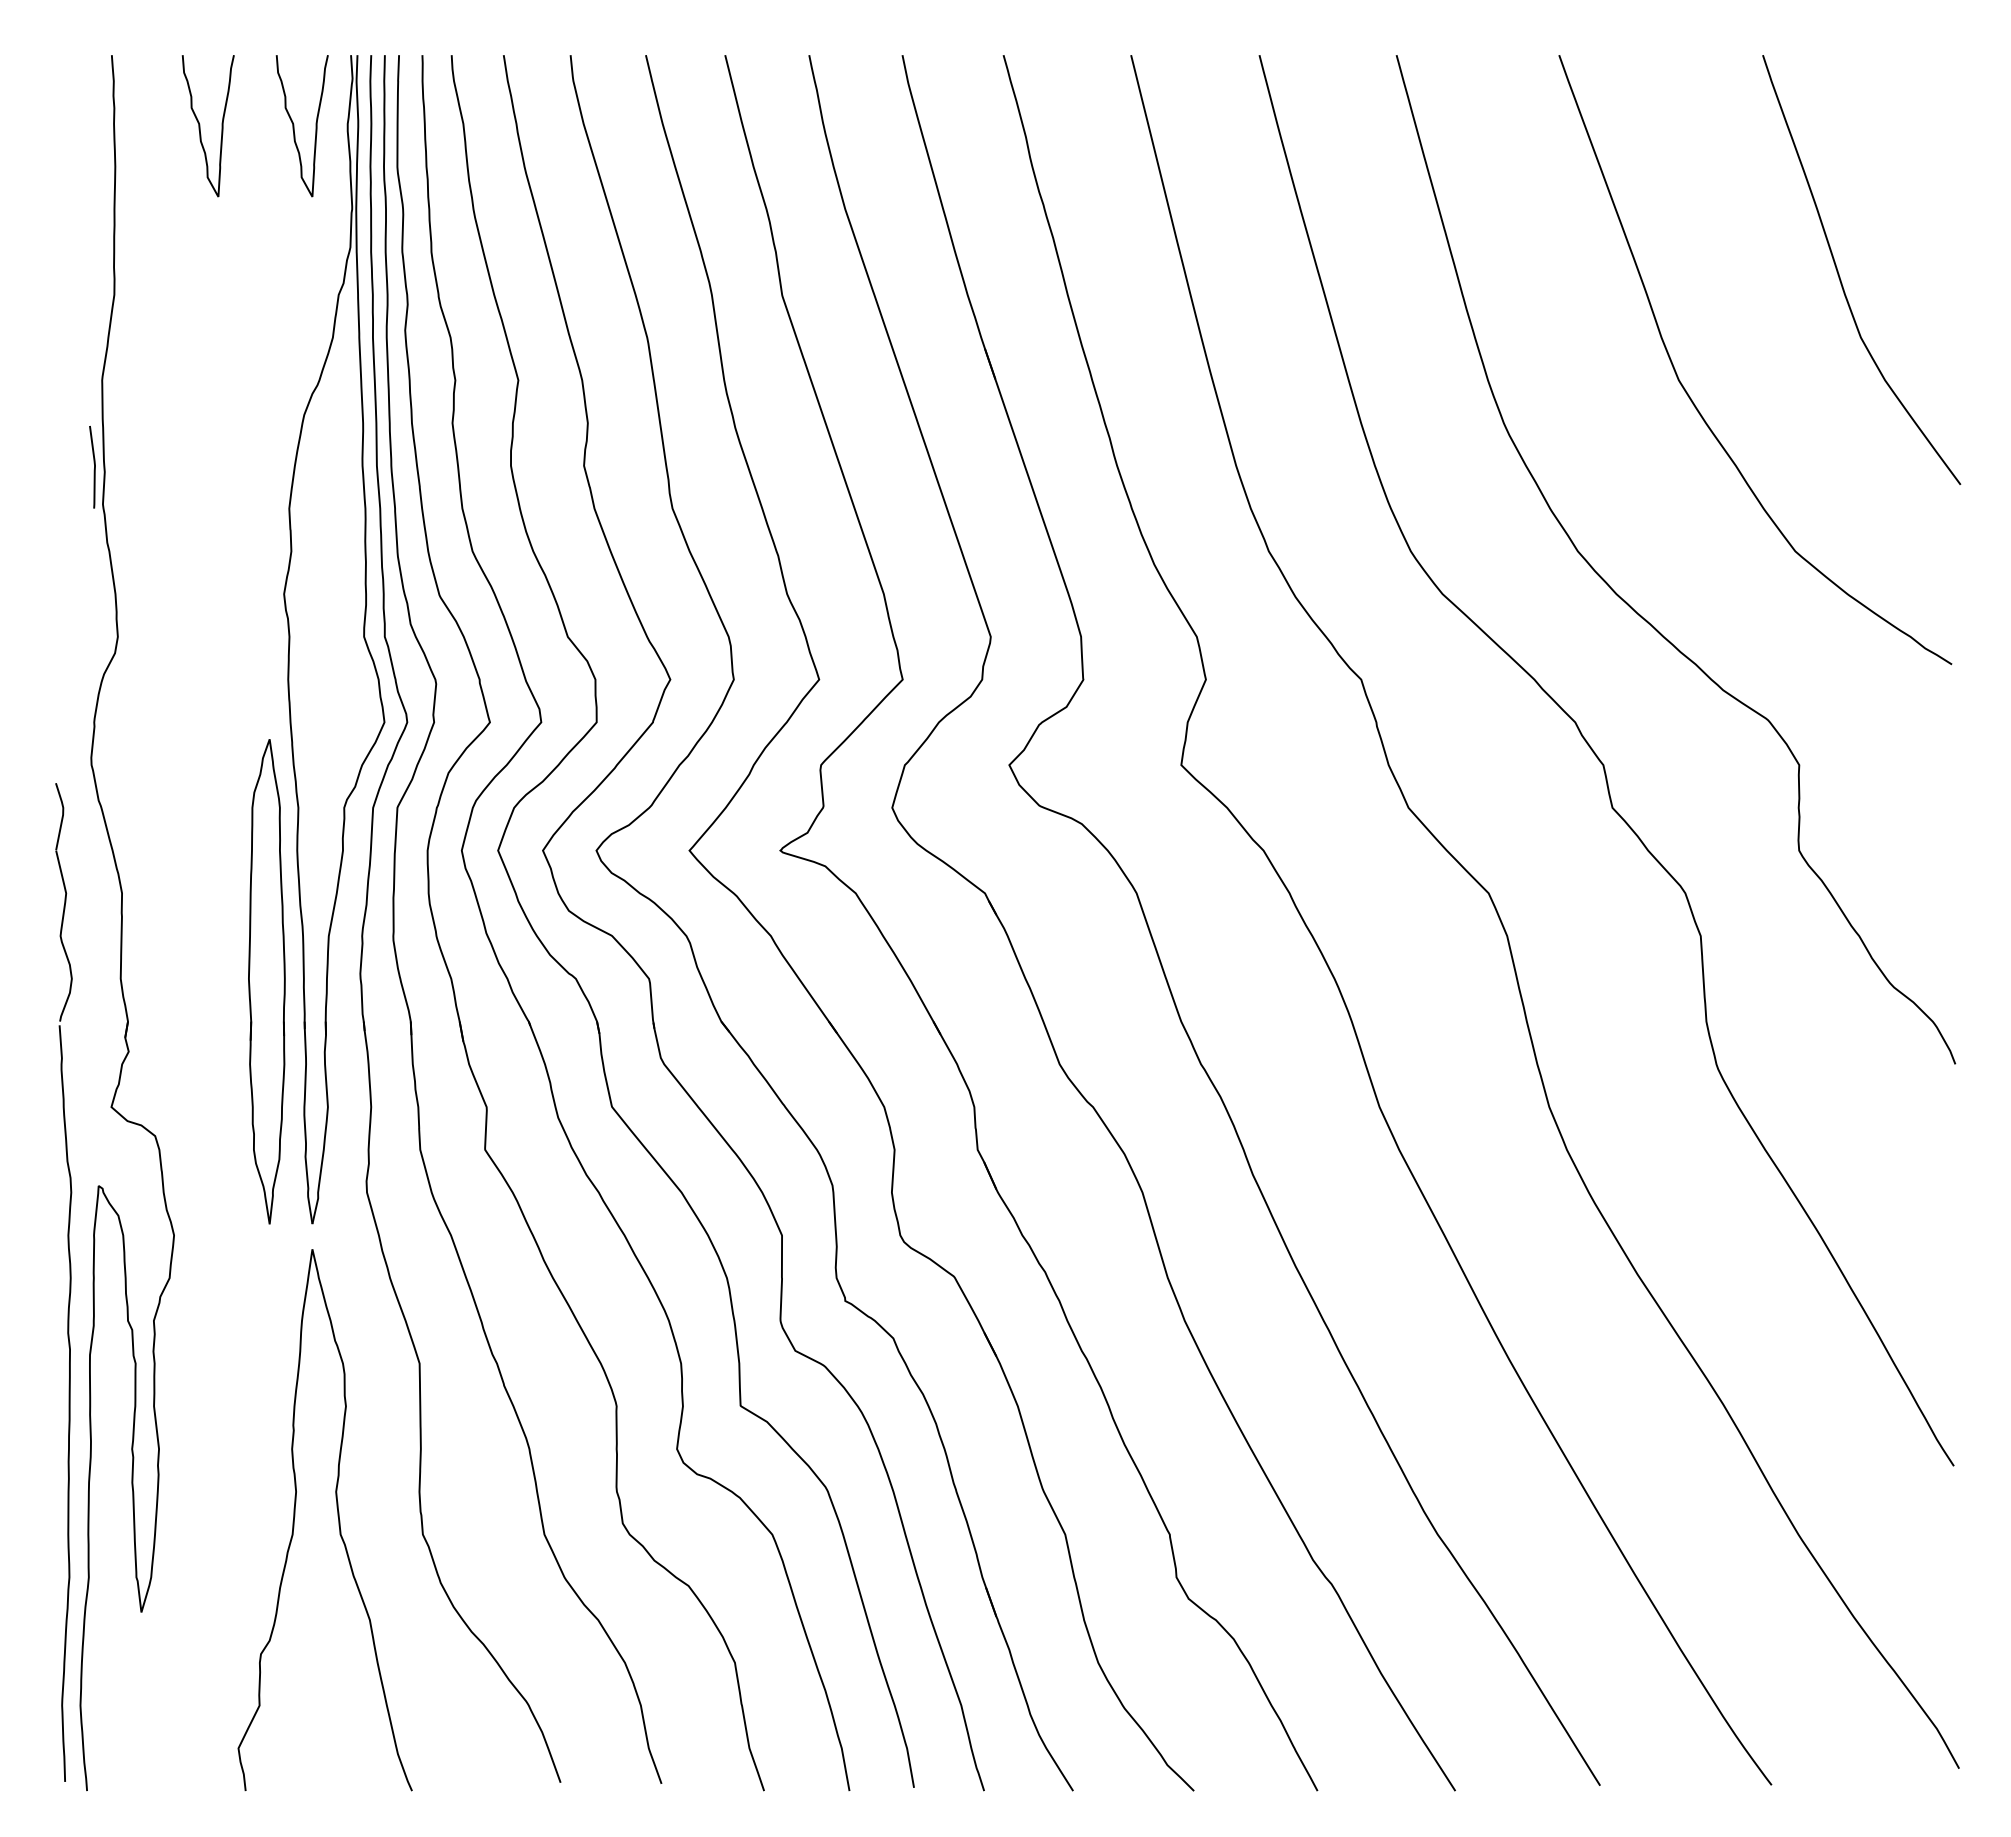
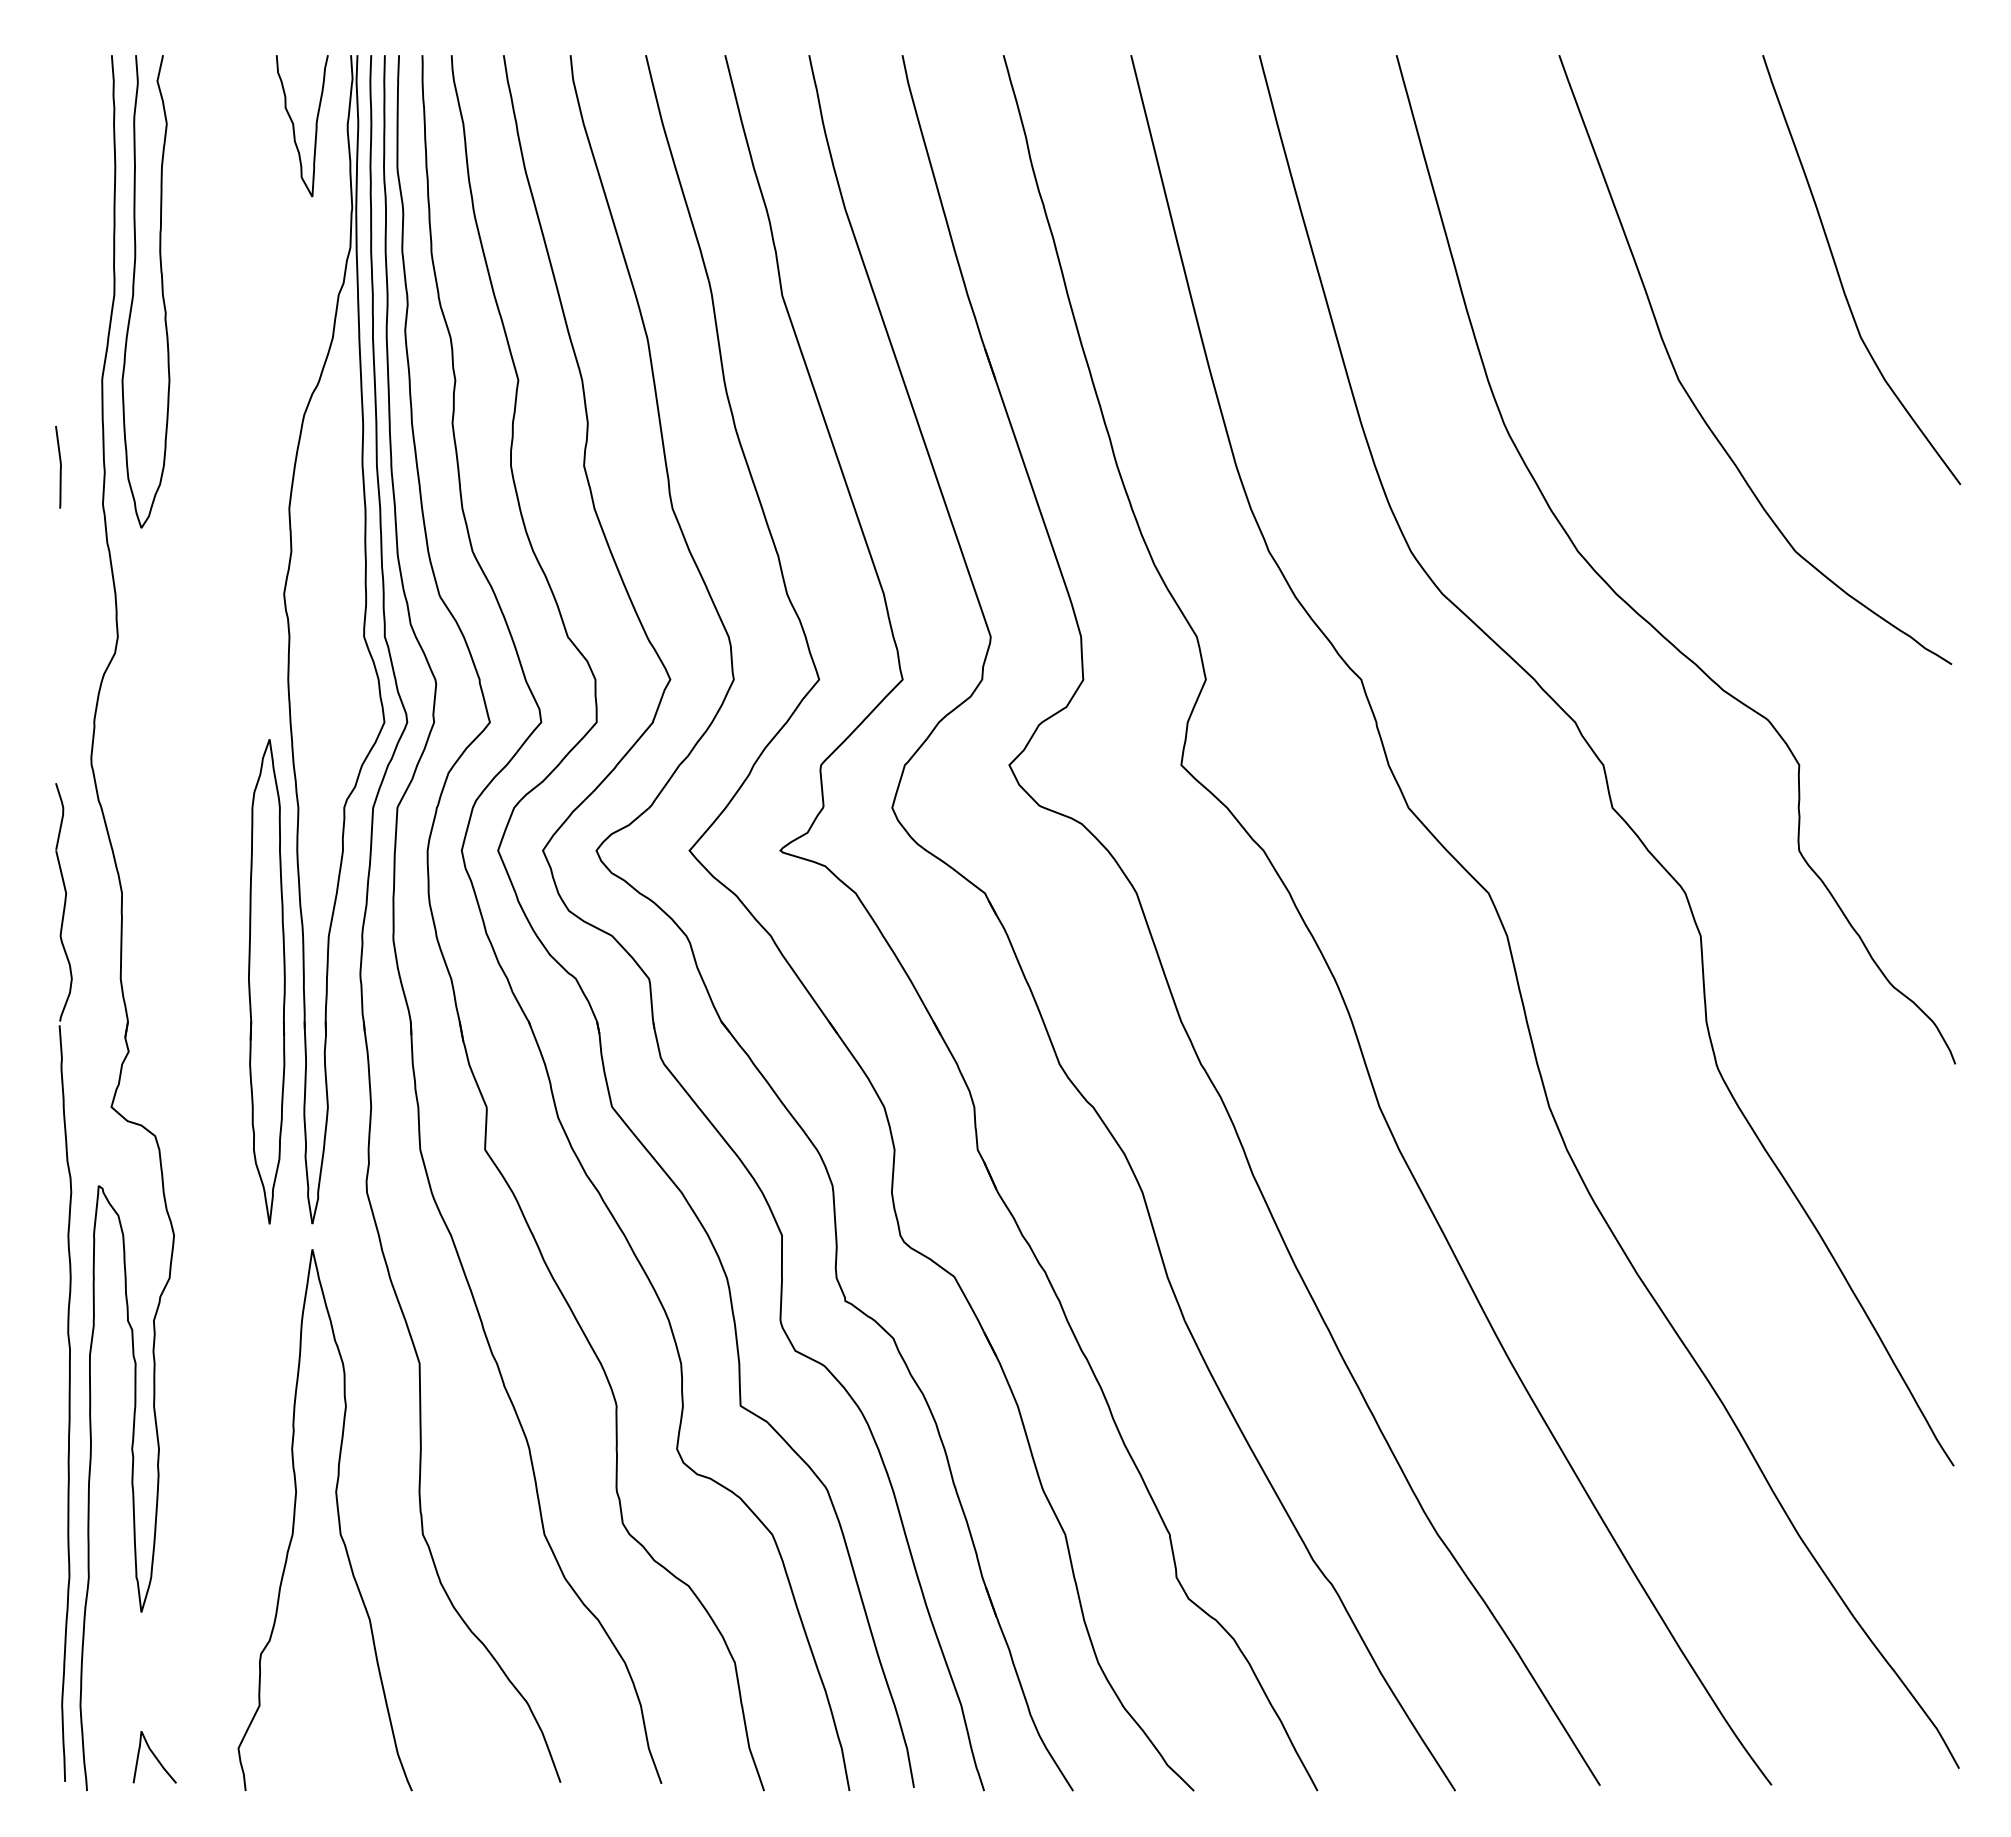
curve: present -> none (200, 126)
curve: none -> present (134, 291)
curve position: (94, 467) -> (60, 467) (60, 467)
curve: none -> present (154, 1757)
